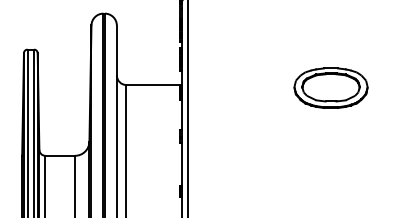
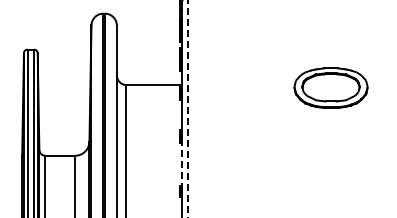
line: solid -> dashed (187, 108)
line: solid -> dashed (181, 162)
